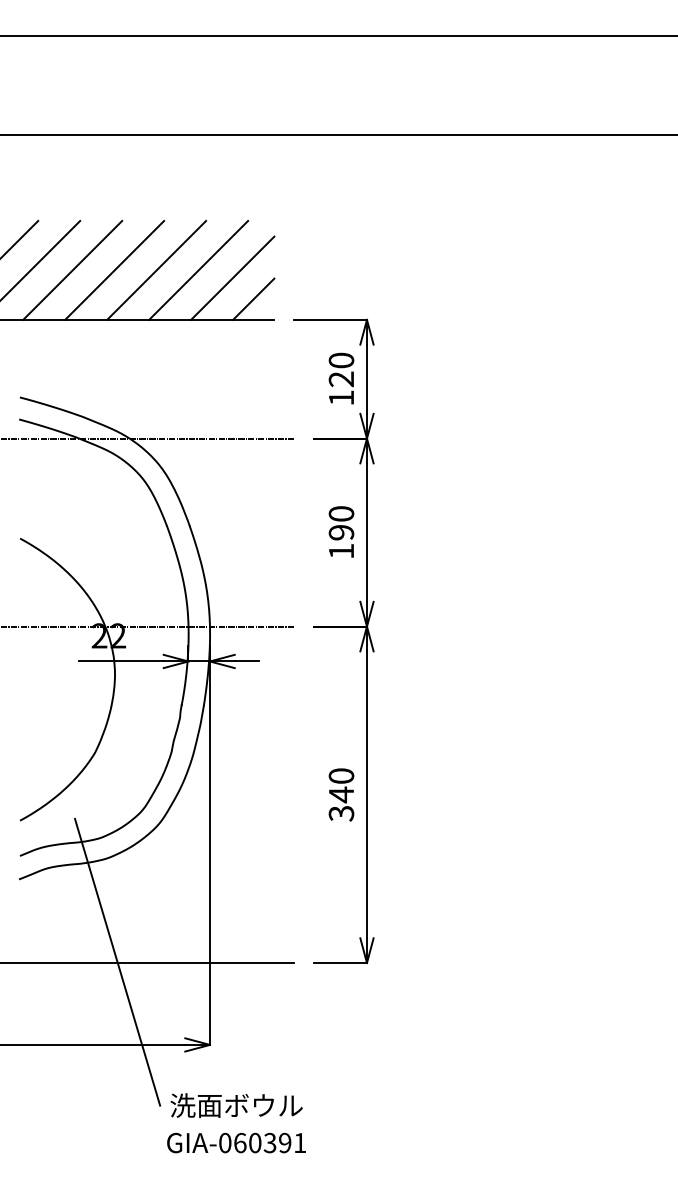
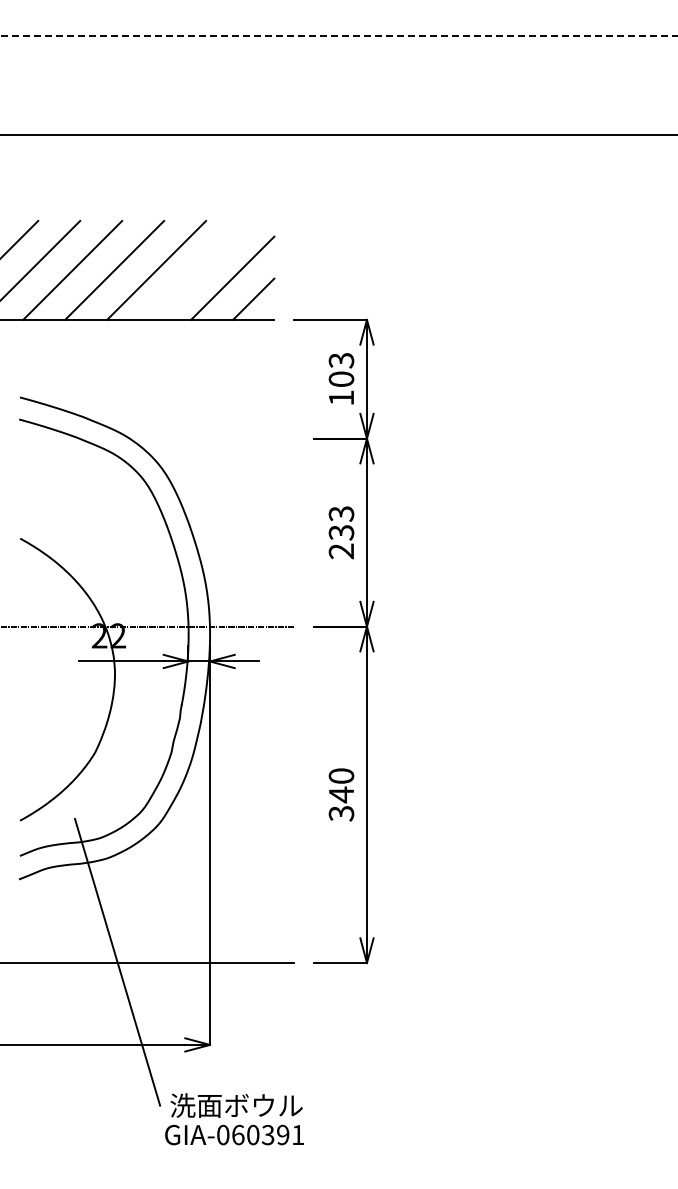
line: solid -> dashed (338, 35)
line: present -> none (198, 269)
text: 120 -> 103 (341, 369)
line: present -> none (148, 438)
text: 190 -> 233 (341, 532)
text position: (236, 1142) -> (234, 1134) (234, 1134)
